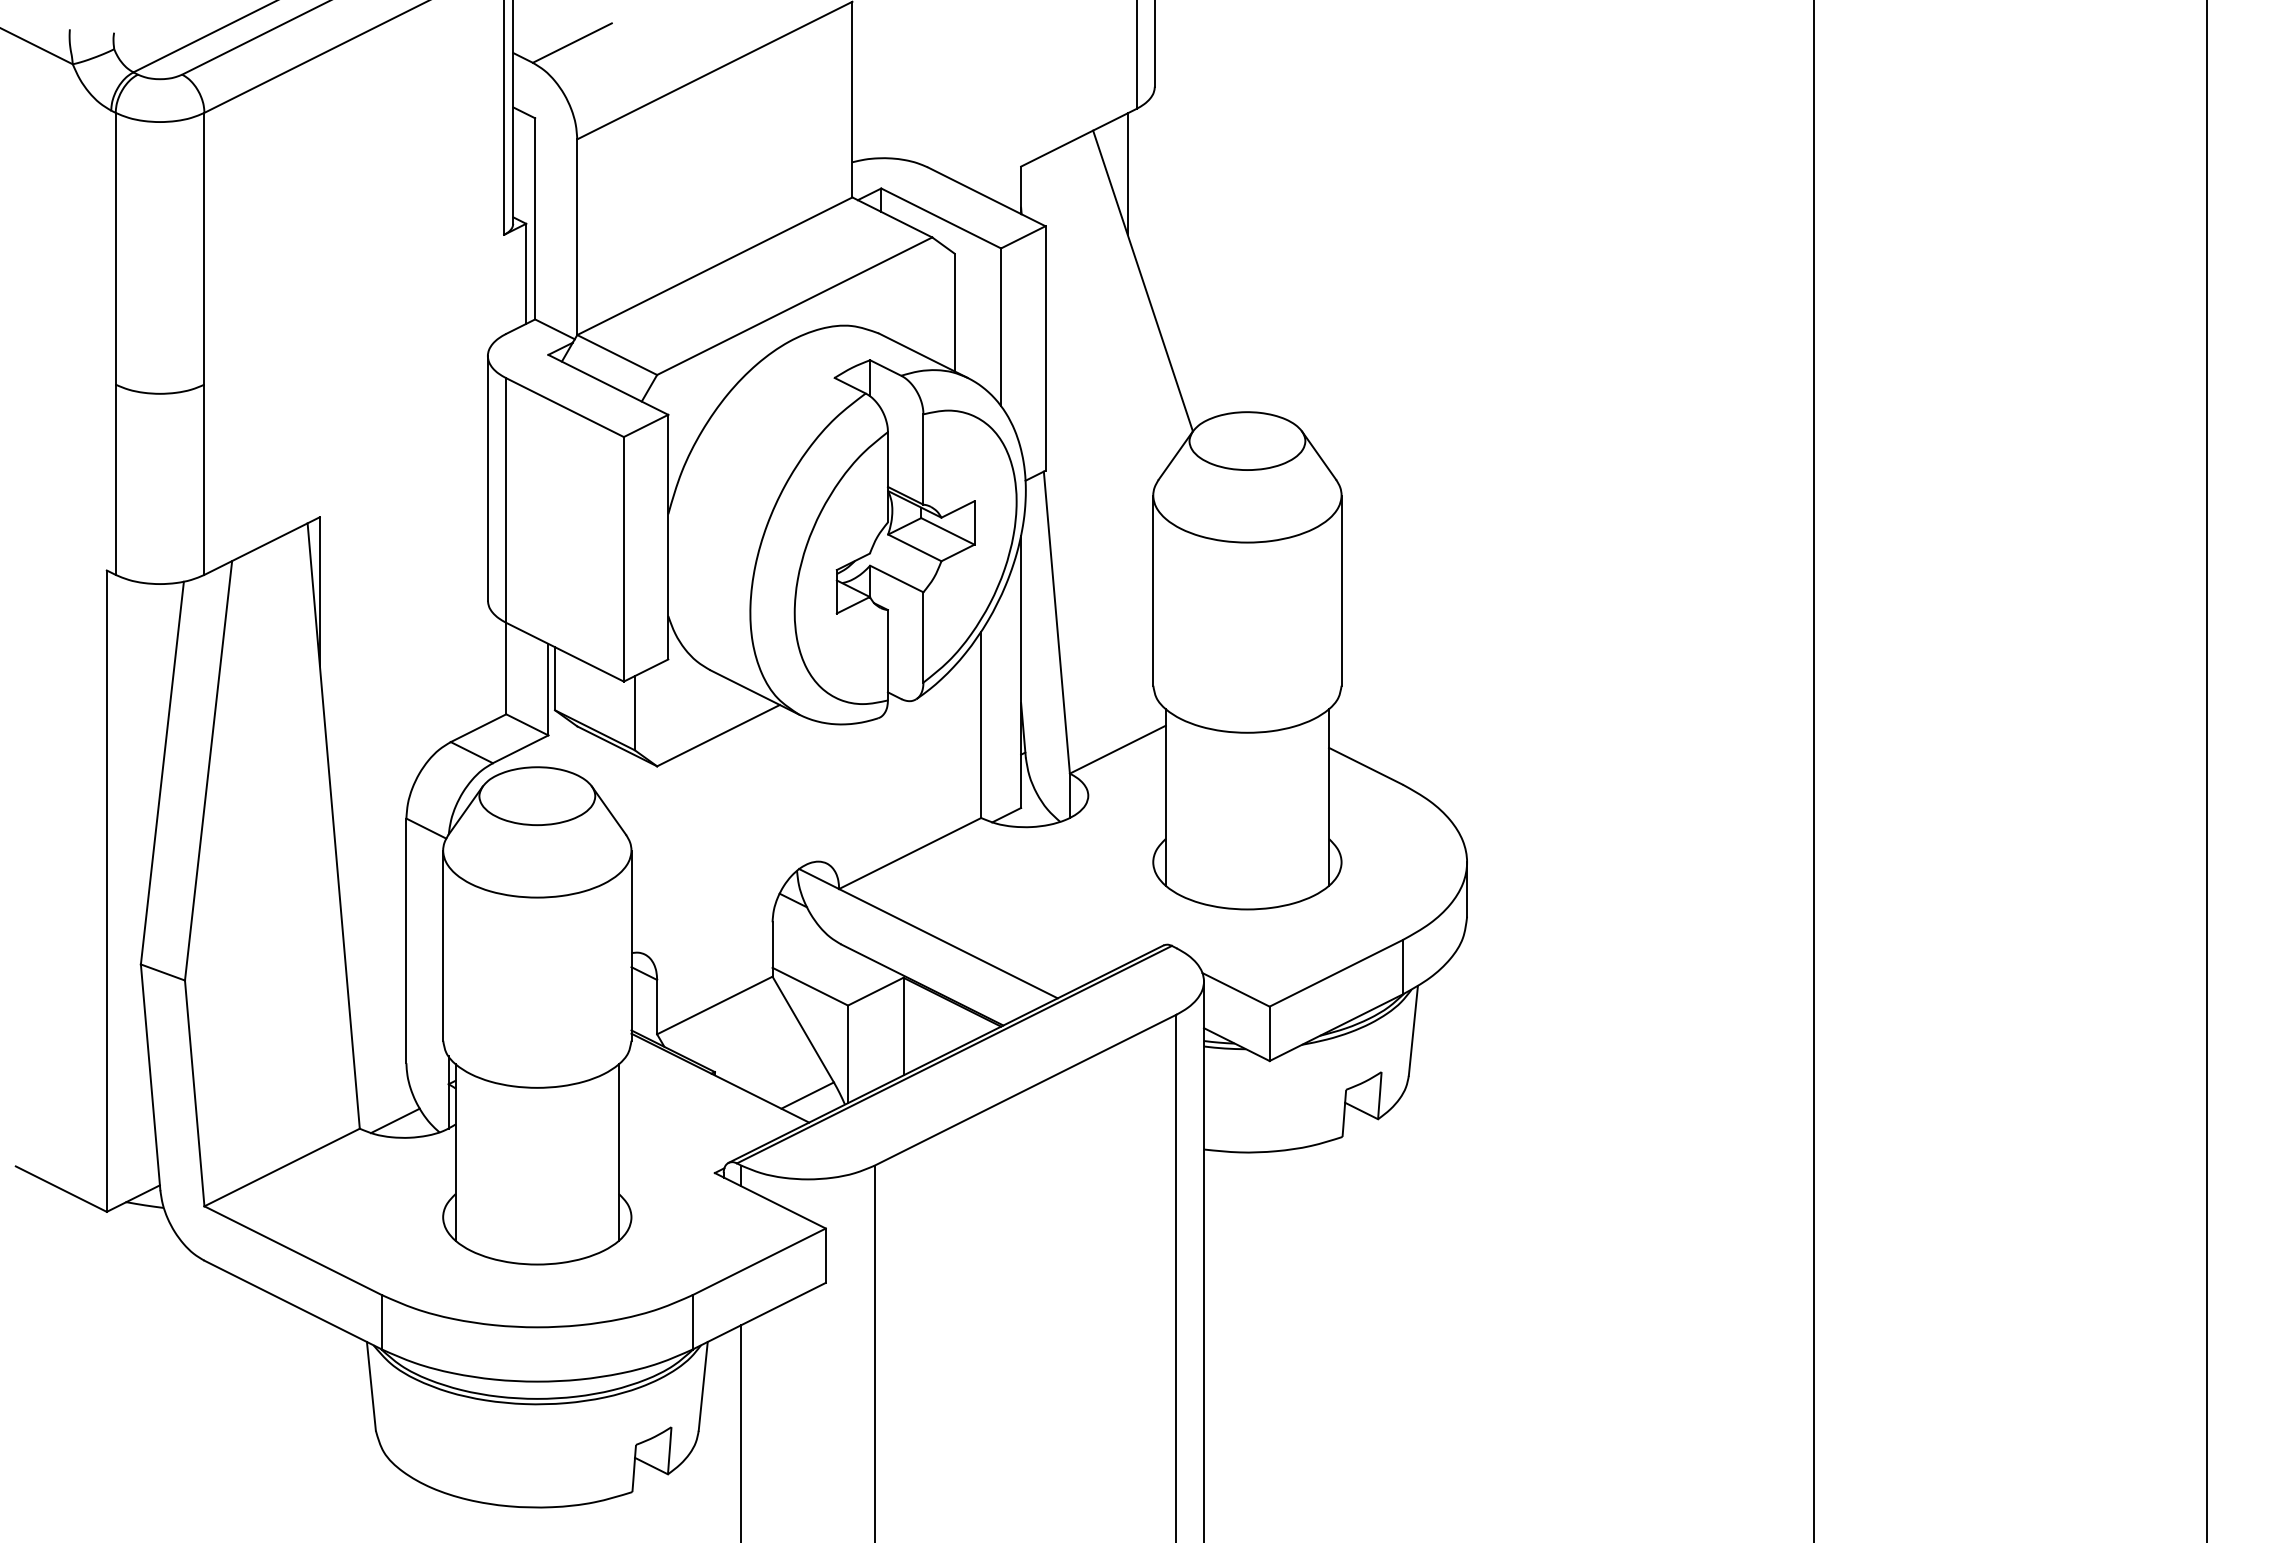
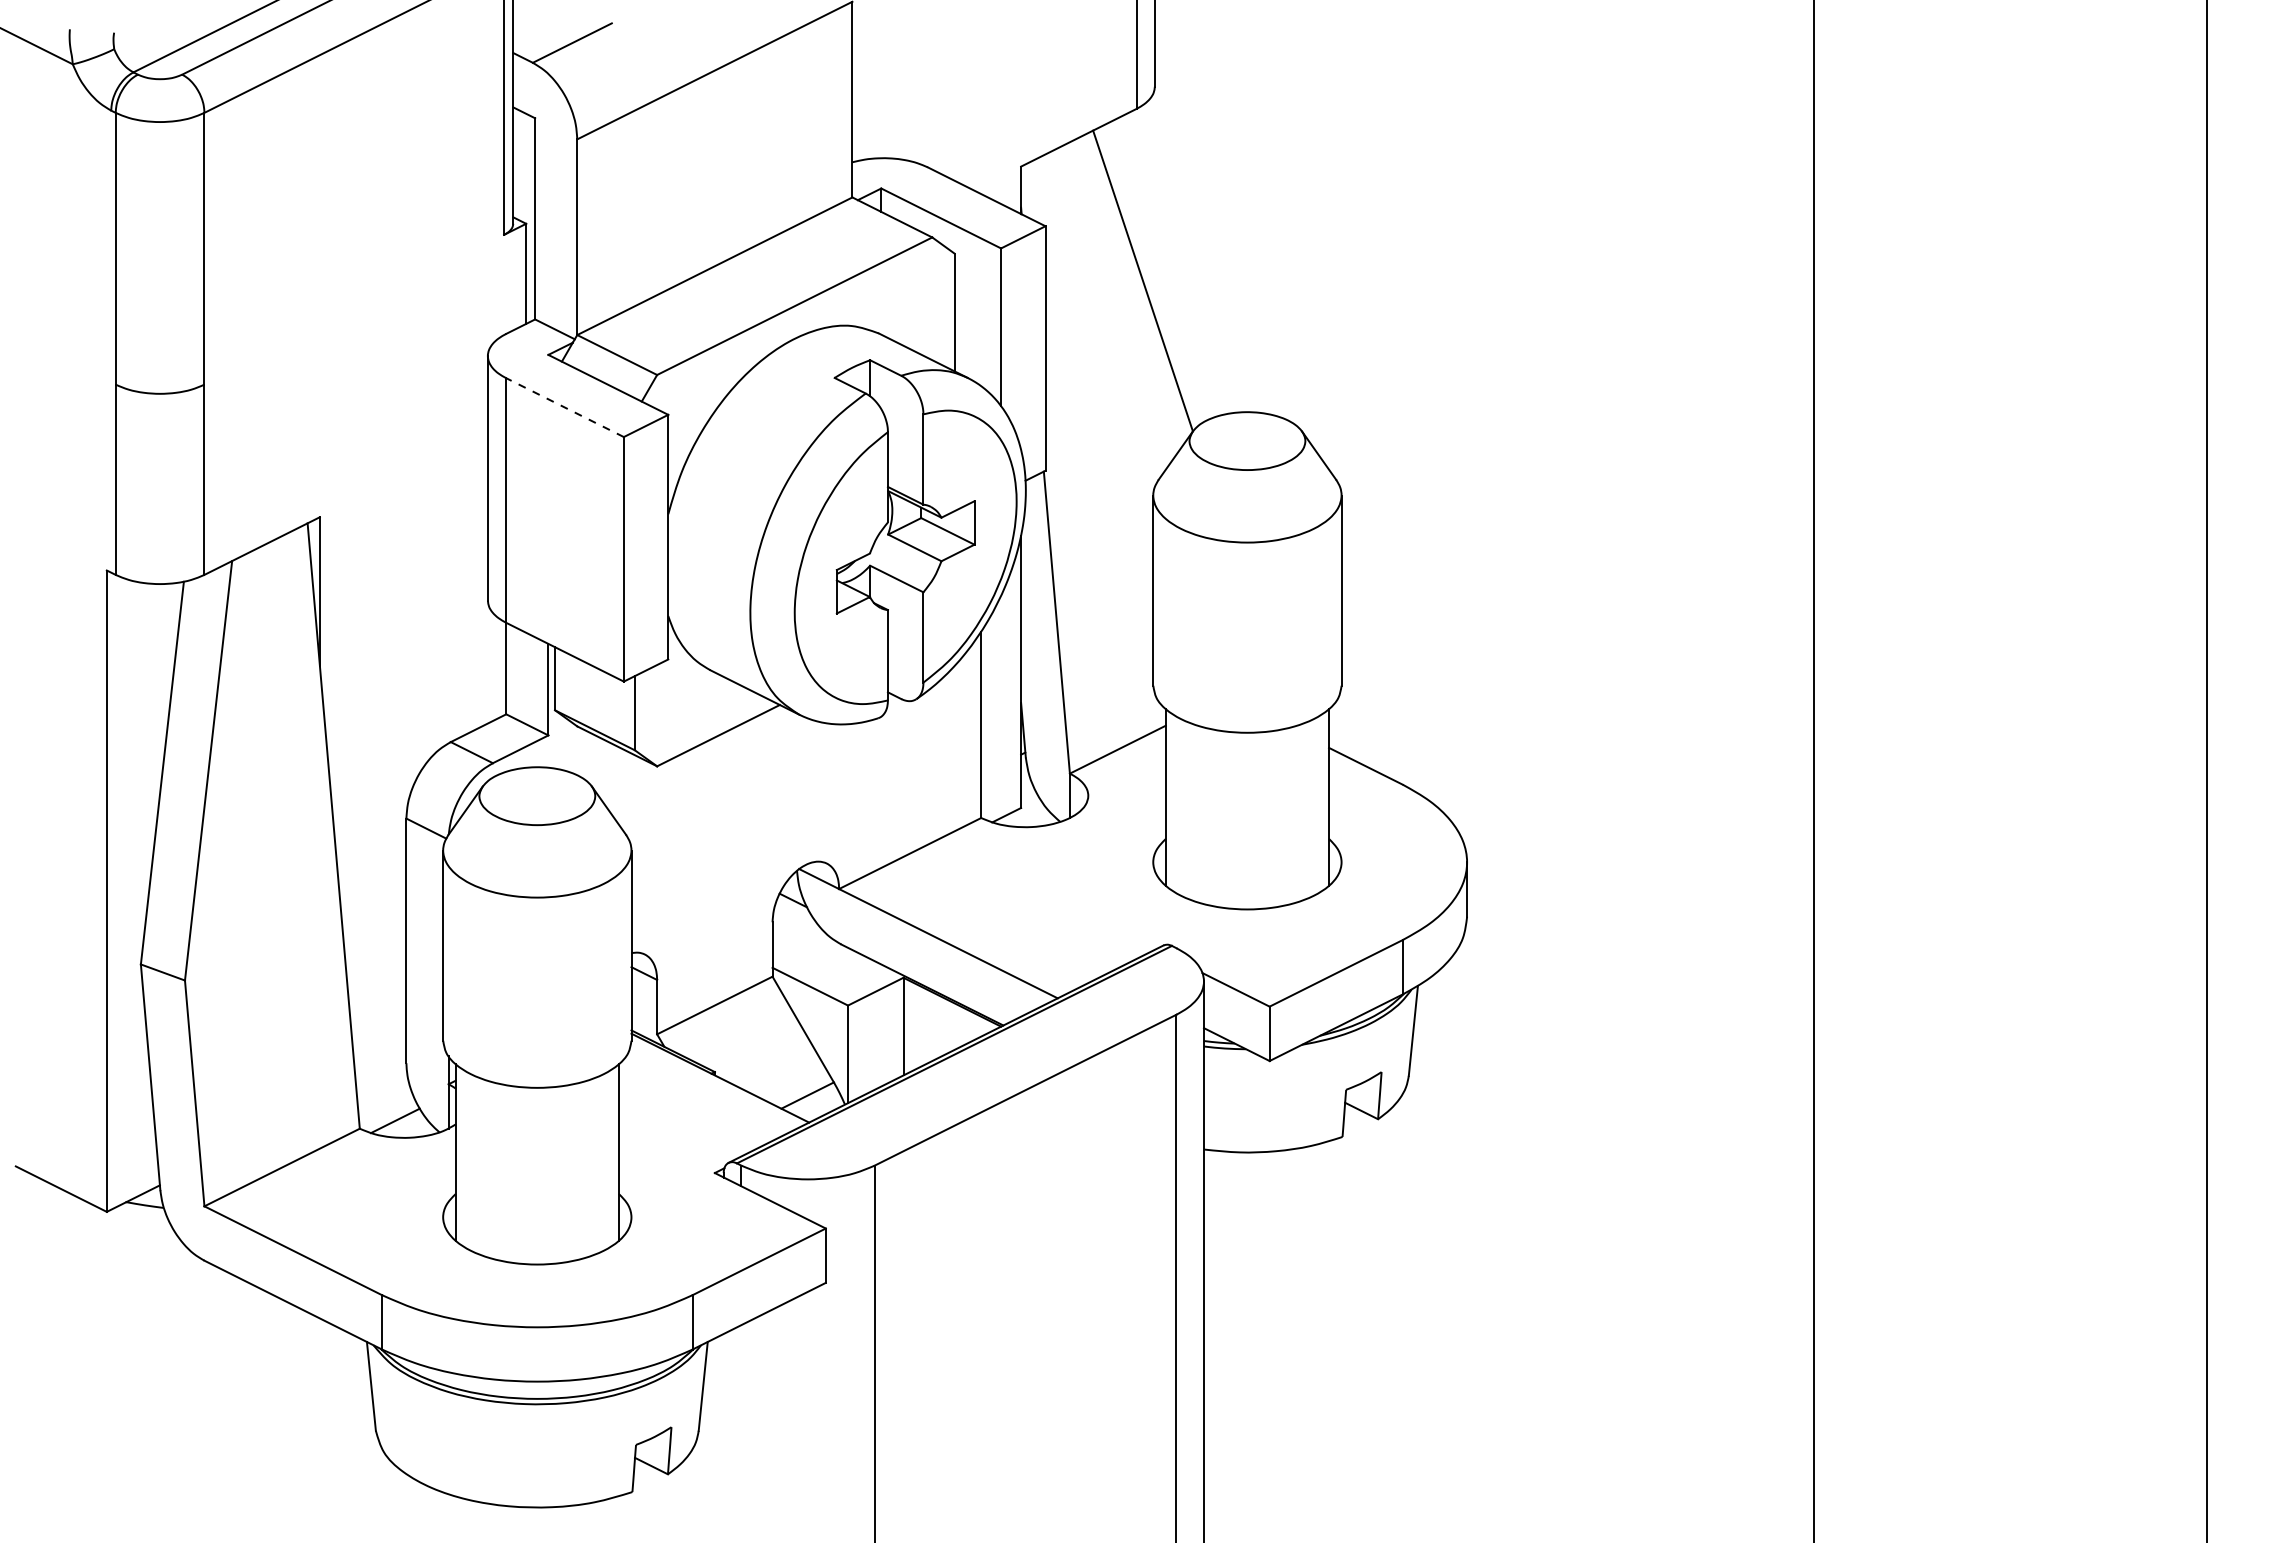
line: present -> none (1127, 173)
line: solid -> dashed (565, 407)
line: present -> none (741, 1432)
